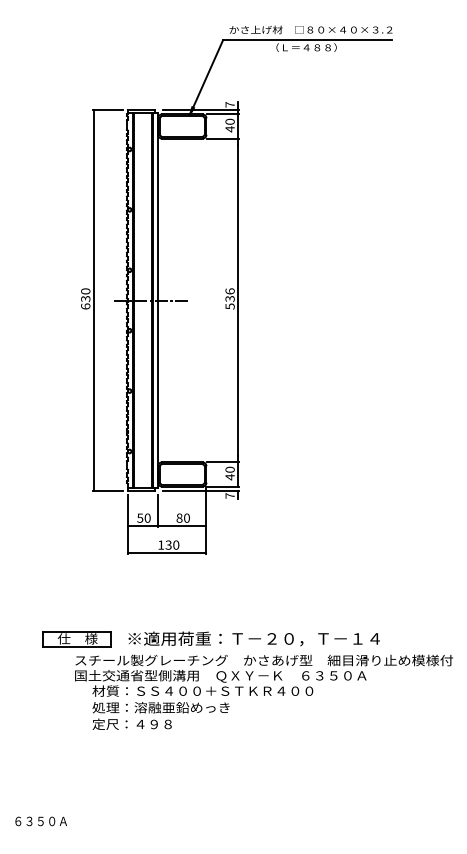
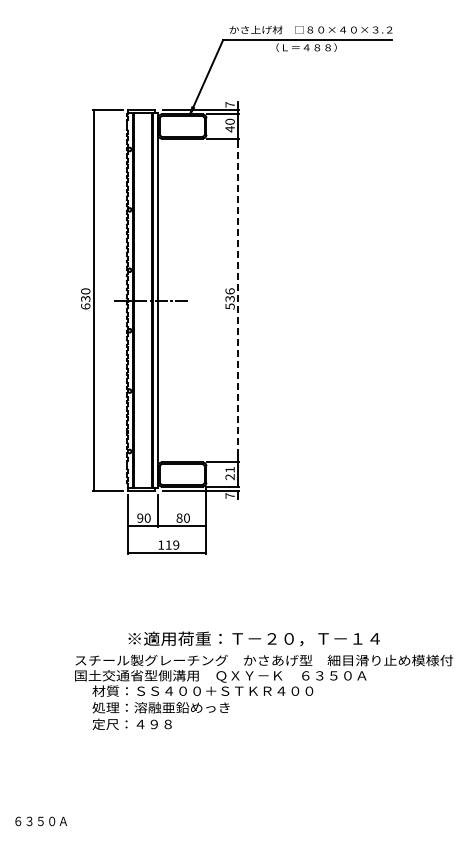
line: solid -> dashed (238, 300)
text: 40 -> 21 (229, 473)
text: 50 -> 90 (140, 517)
text: 130 -> 119 (172, 544)
part: present -> none (76, 639)
